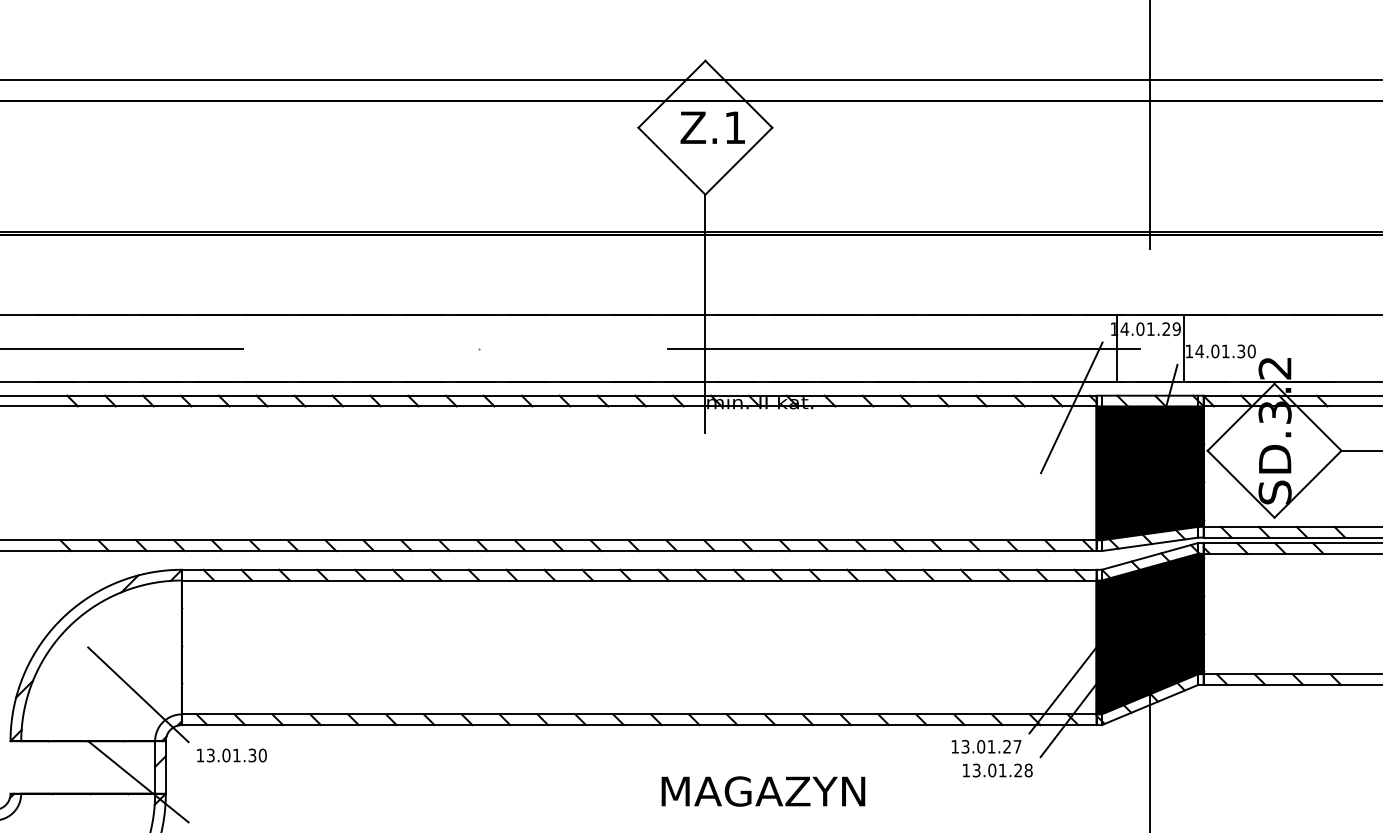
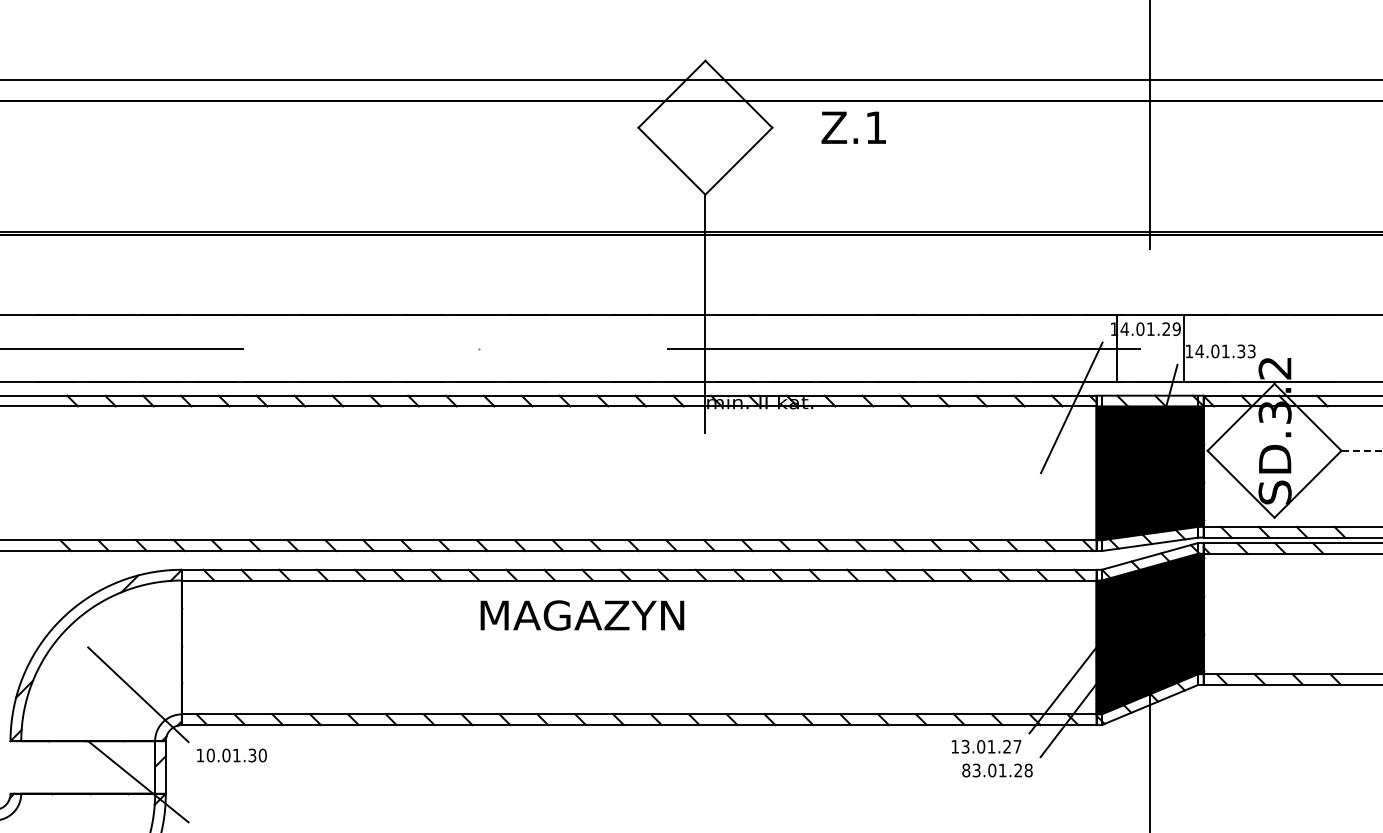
text position: (712, 127) -> (853, 127) (853, 127)
text: 14.01.30 -> 14.01.33 (1251, 351)
line: solid -> dashed (1362, 450)
text: 13.01.30 -> 10.01.30 (210, 755)
text: 13.01.28 -> 83.01.28 (966, 770)
text position: (763, 791) -> (582, 615) (582, 615)
